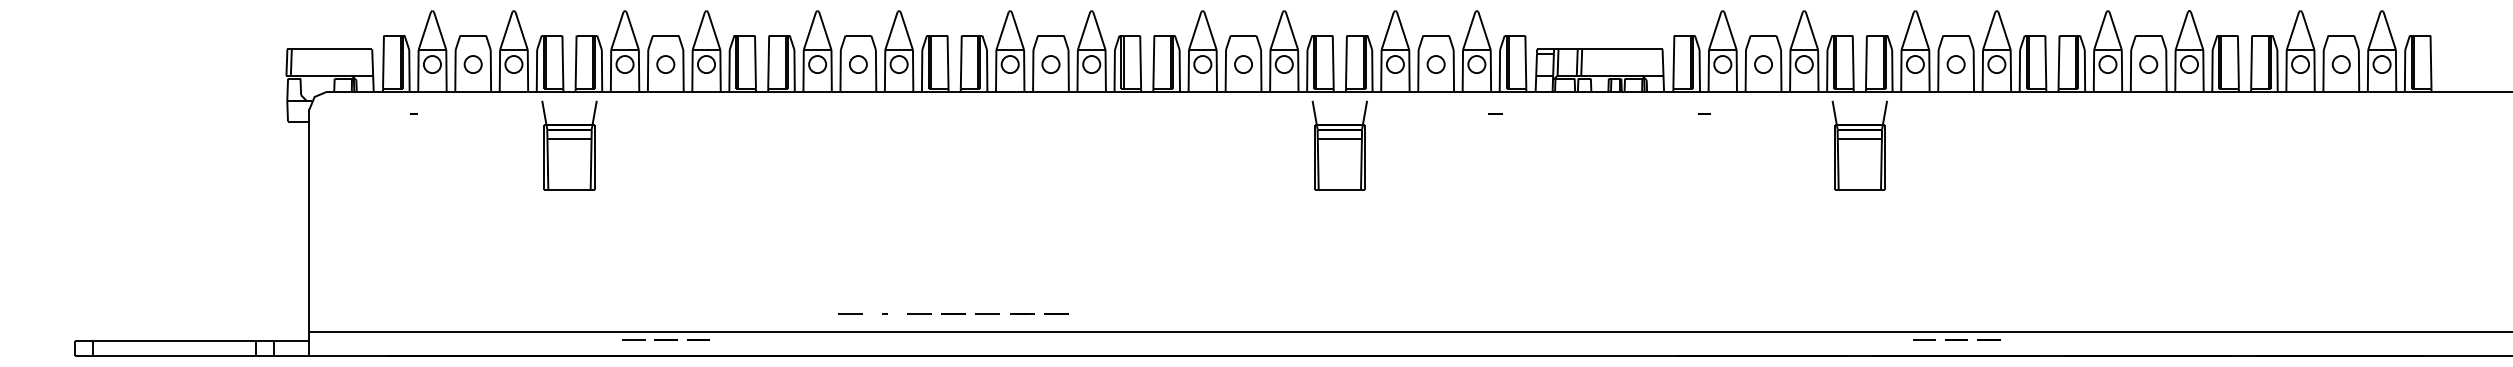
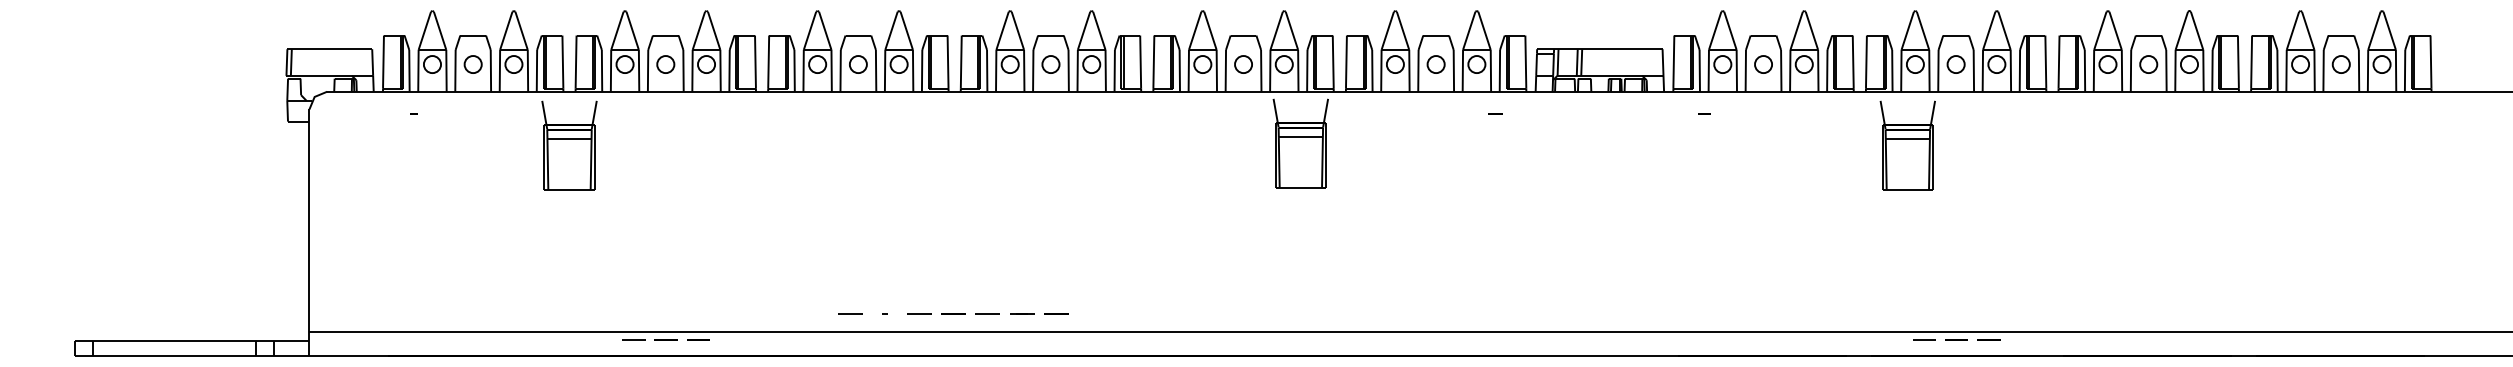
part position: (1339, 145) -> (1300, 143) (1300, 143)
part position: (1859, 145) -> (1907, 145) (1907, 145)
